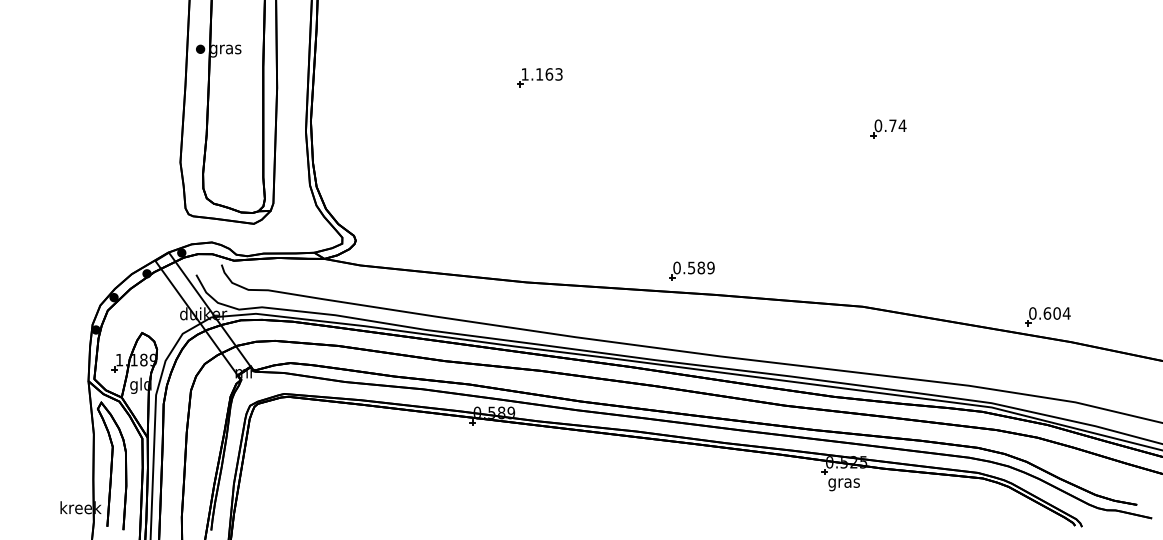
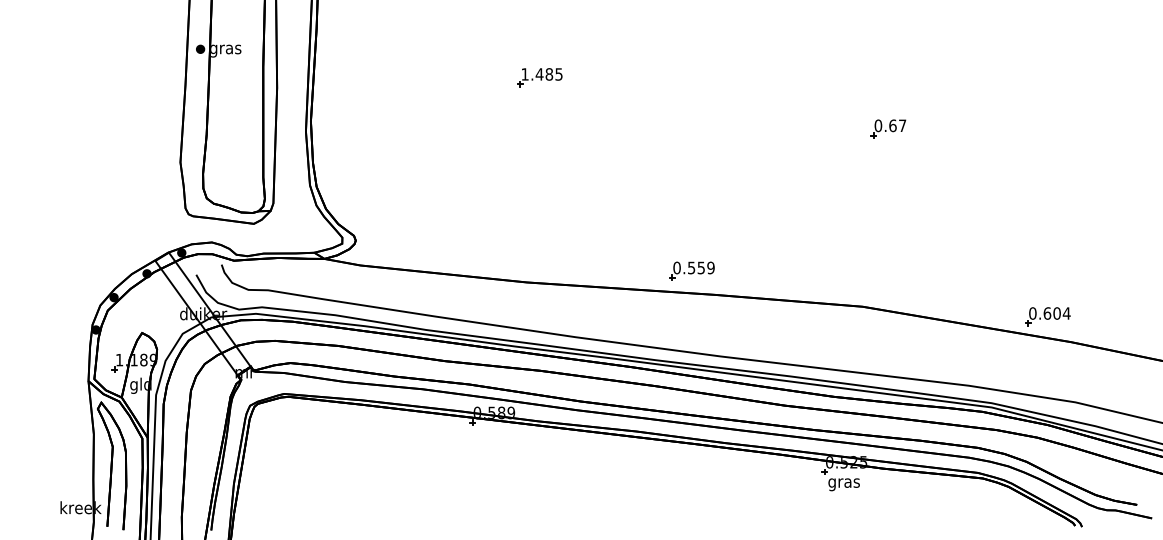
text: 1.163 -> 1.485 (548, 74)
text: 0.74 -> 0.67 (897, 125)
text: 0.589 -> 0.559 (701, 267)
